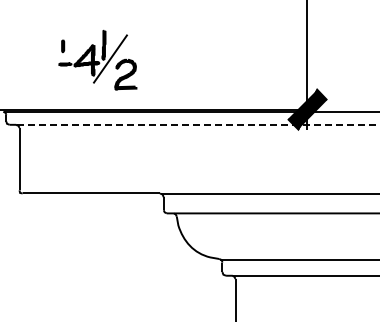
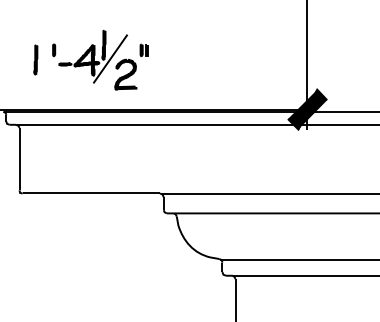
part position: (63, 45) -> (54, 49) (54, 49)
part: none -> present (143, 49)
part: none -> present (35, 59)
line: dashed -> solid (198, 124)
